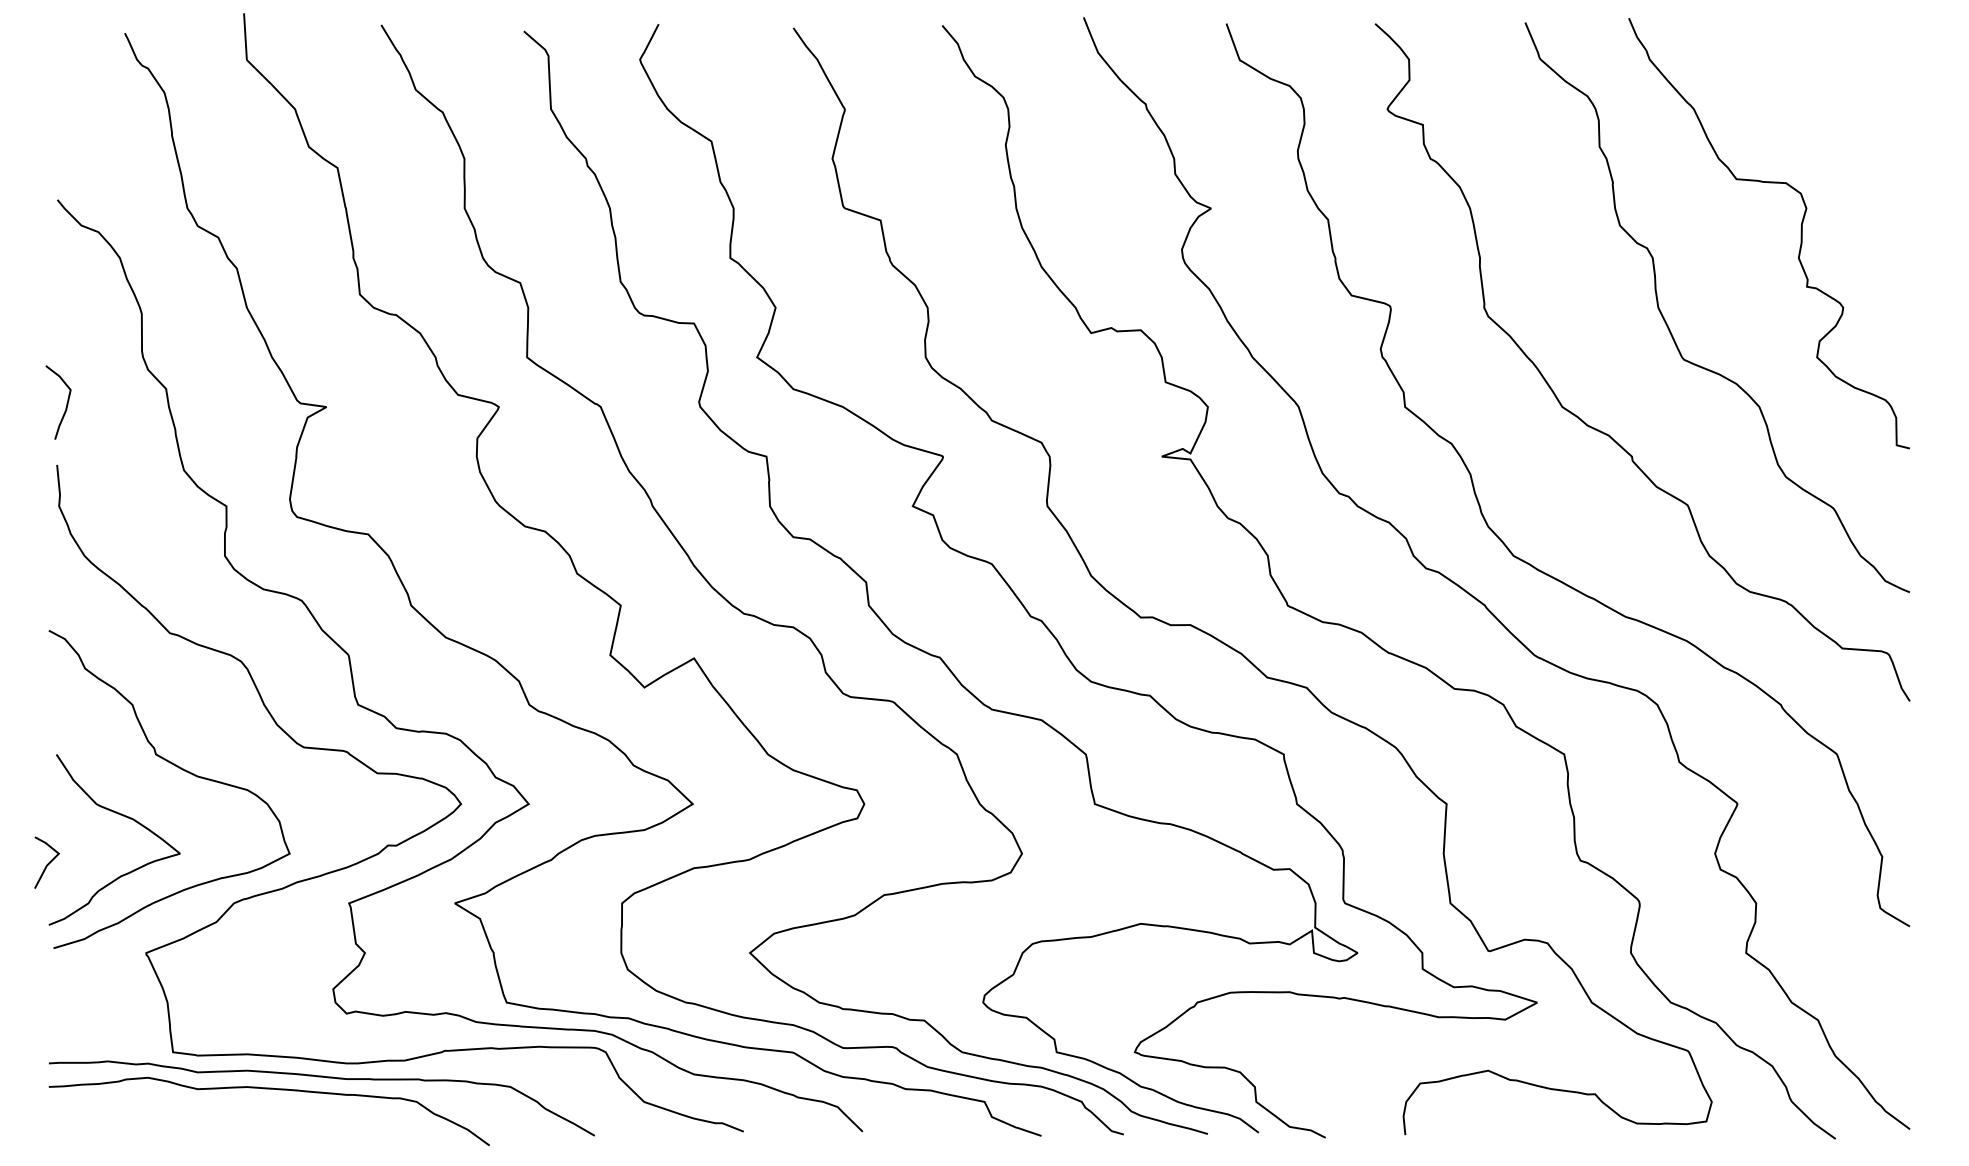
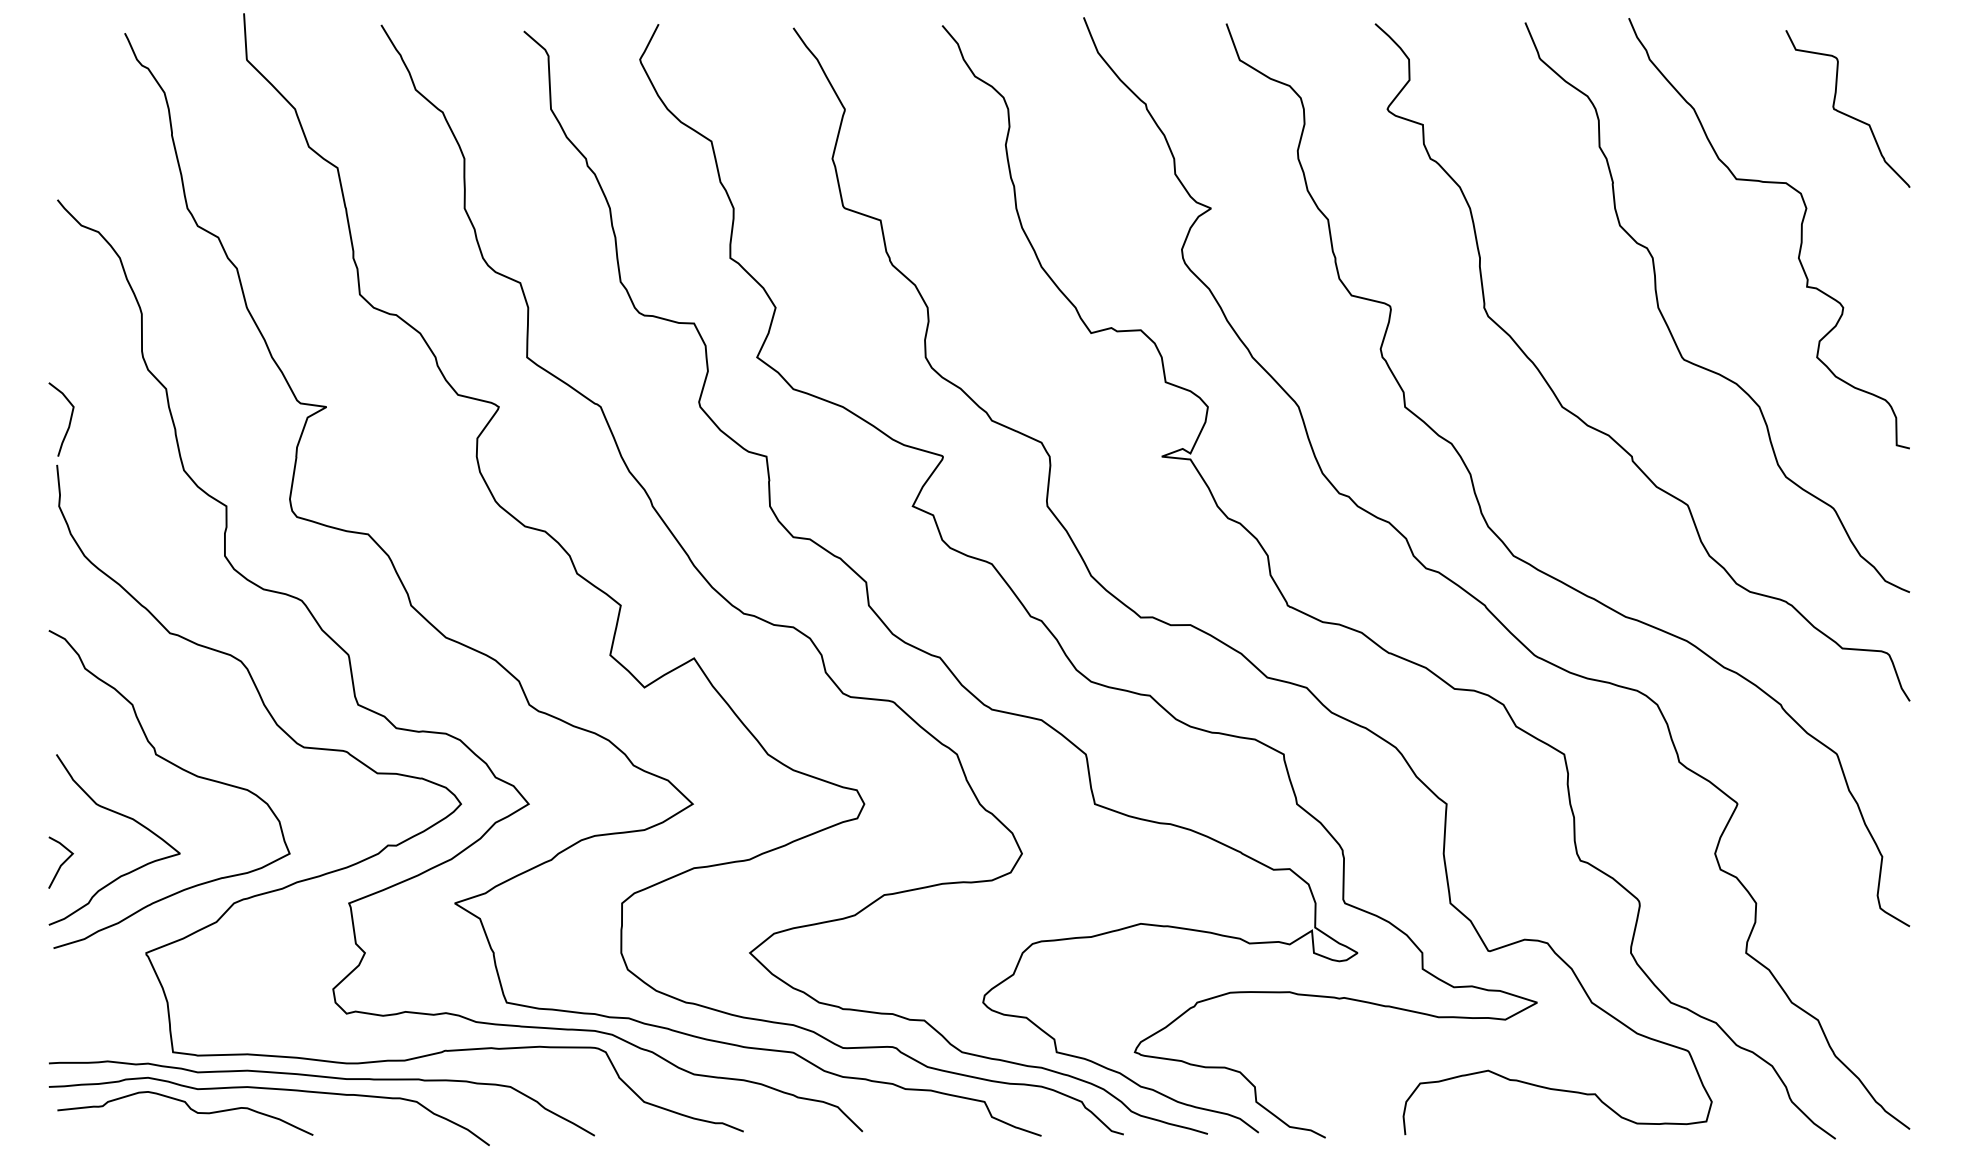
curve: none -> present (1845, 113)
curve position: (66, 403) -> (69, 420) (69, 420)
line position: (47, 863) -> (61, 863) (61, 863)
curve: none -> present (189, 1108)
